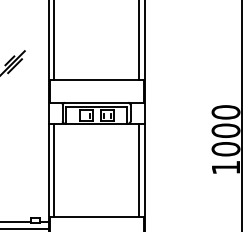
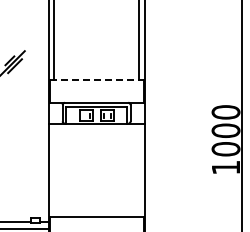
line: solid -> dashed (97, 79)
line: present -> none (53, 170)
line: present -> none (139, 170)
